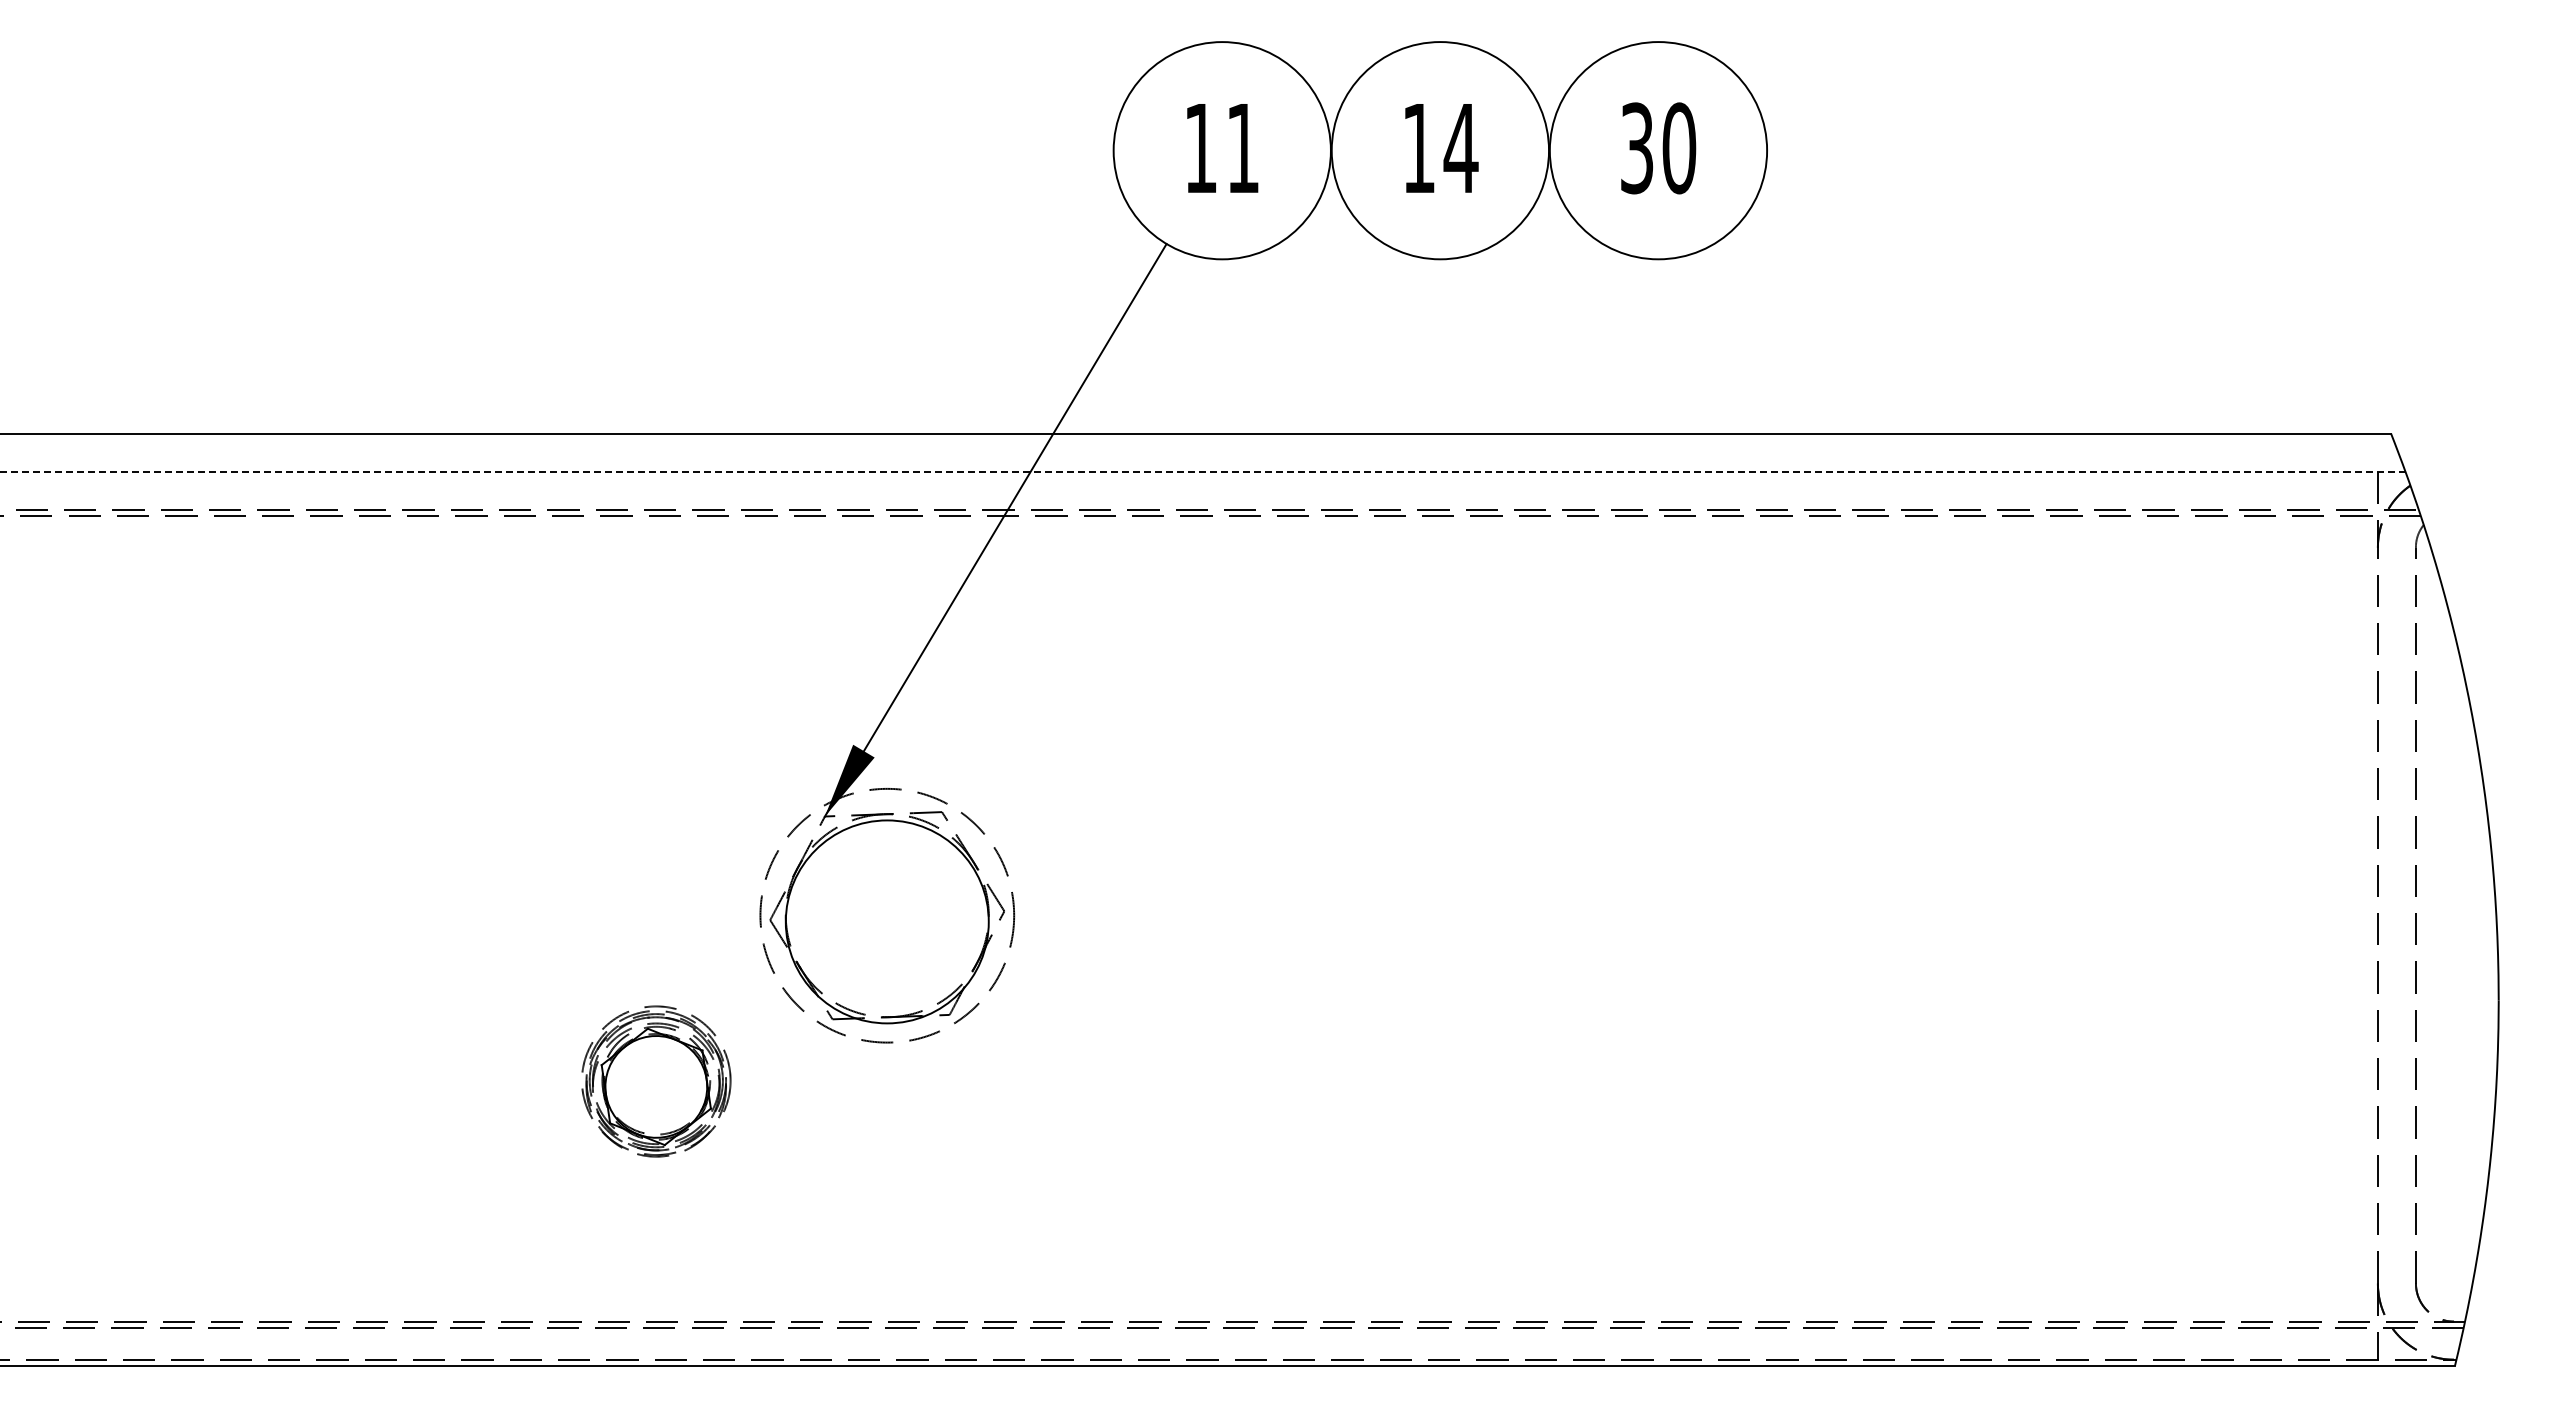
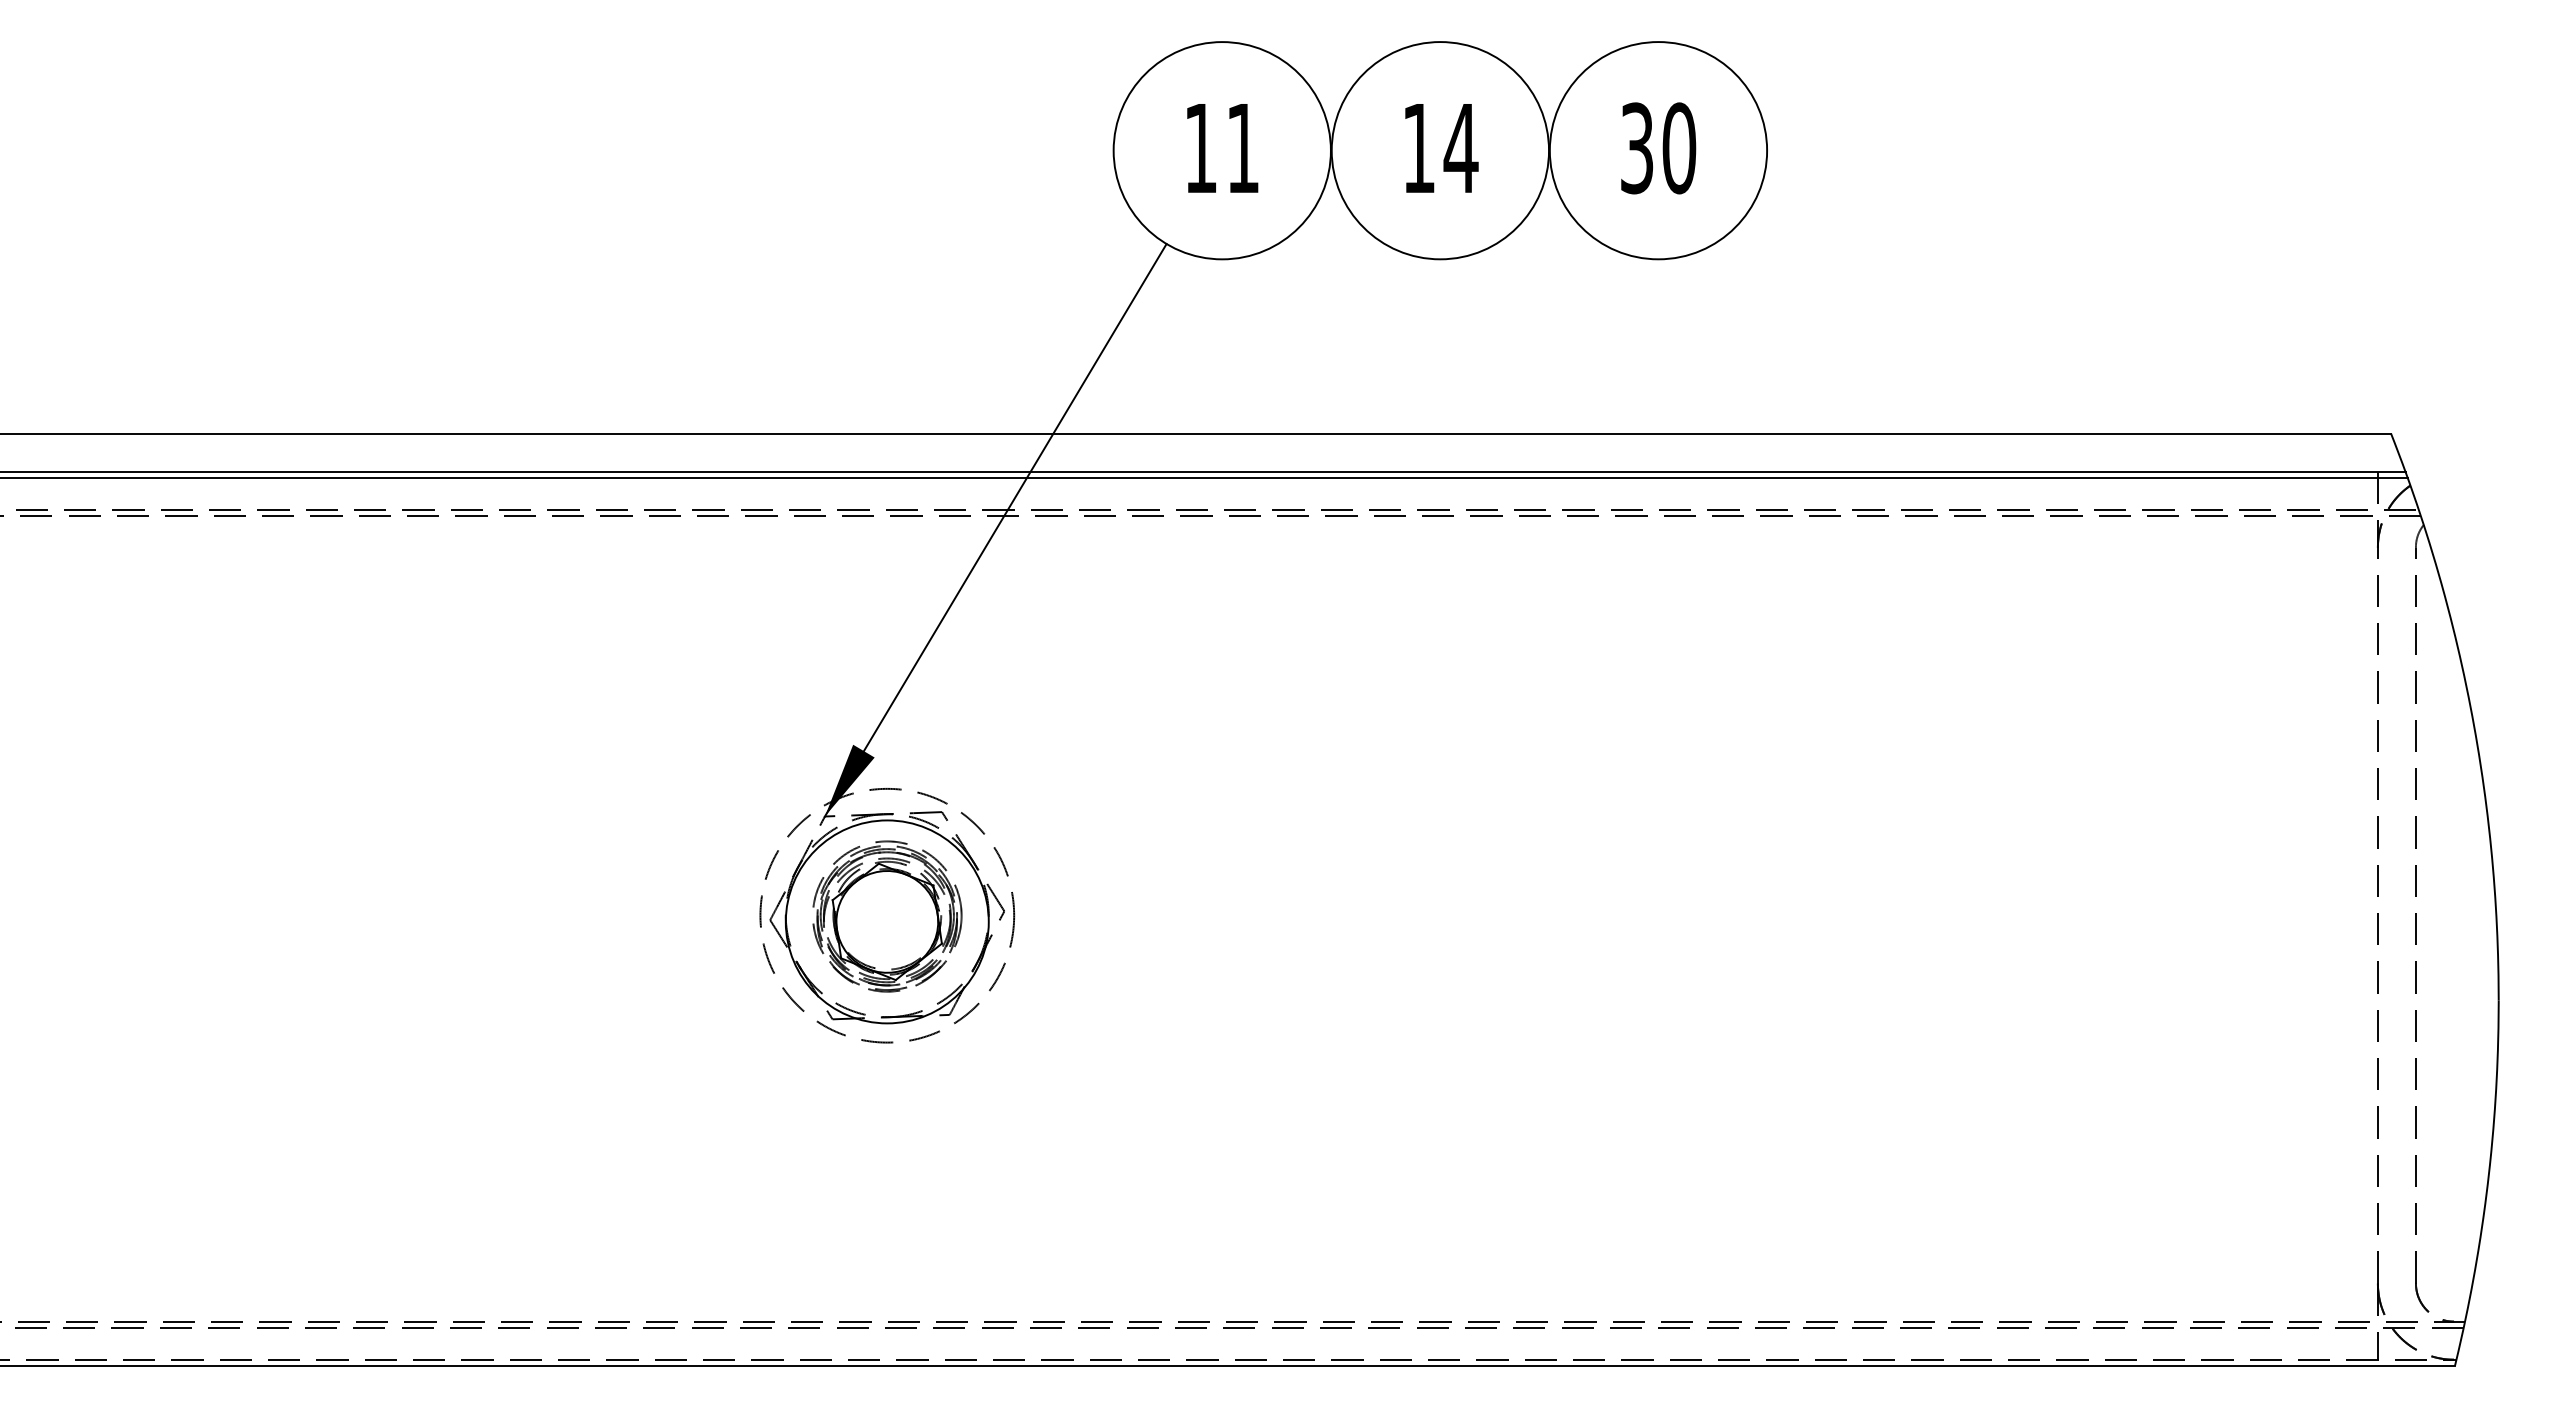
line: dashed -> solid (1202, 471)
line: none -> present (1204, 477)
part position: (656, 1081) -> (887, 916) (887, 916)
